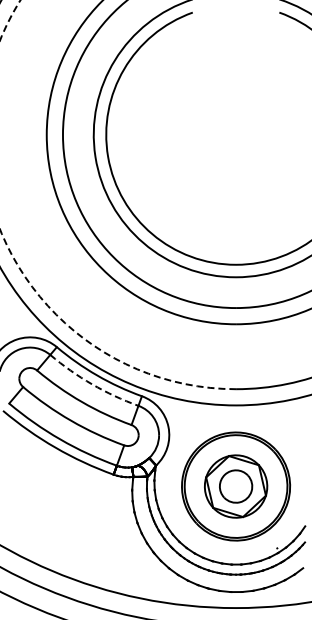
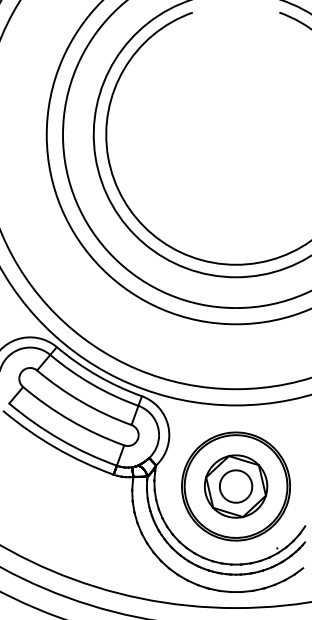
arc: dashed -> solid (74, 331)
arc: dashed -> solid (92, 384)
